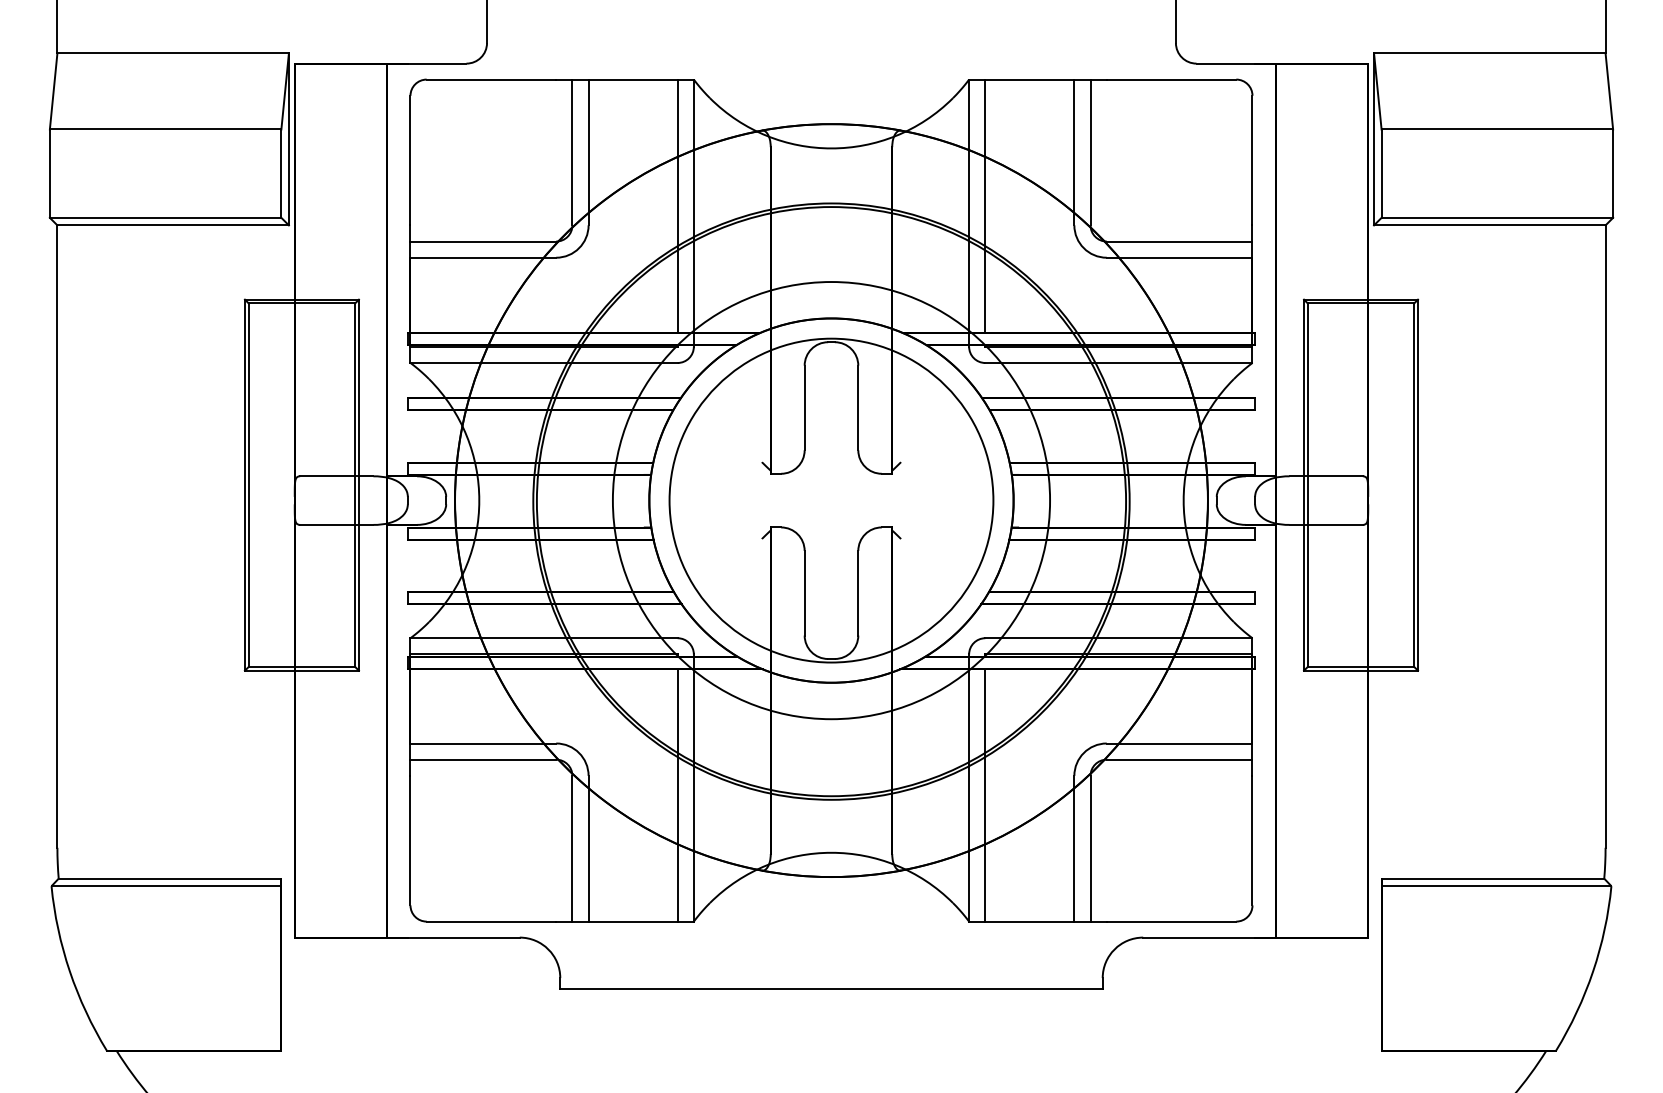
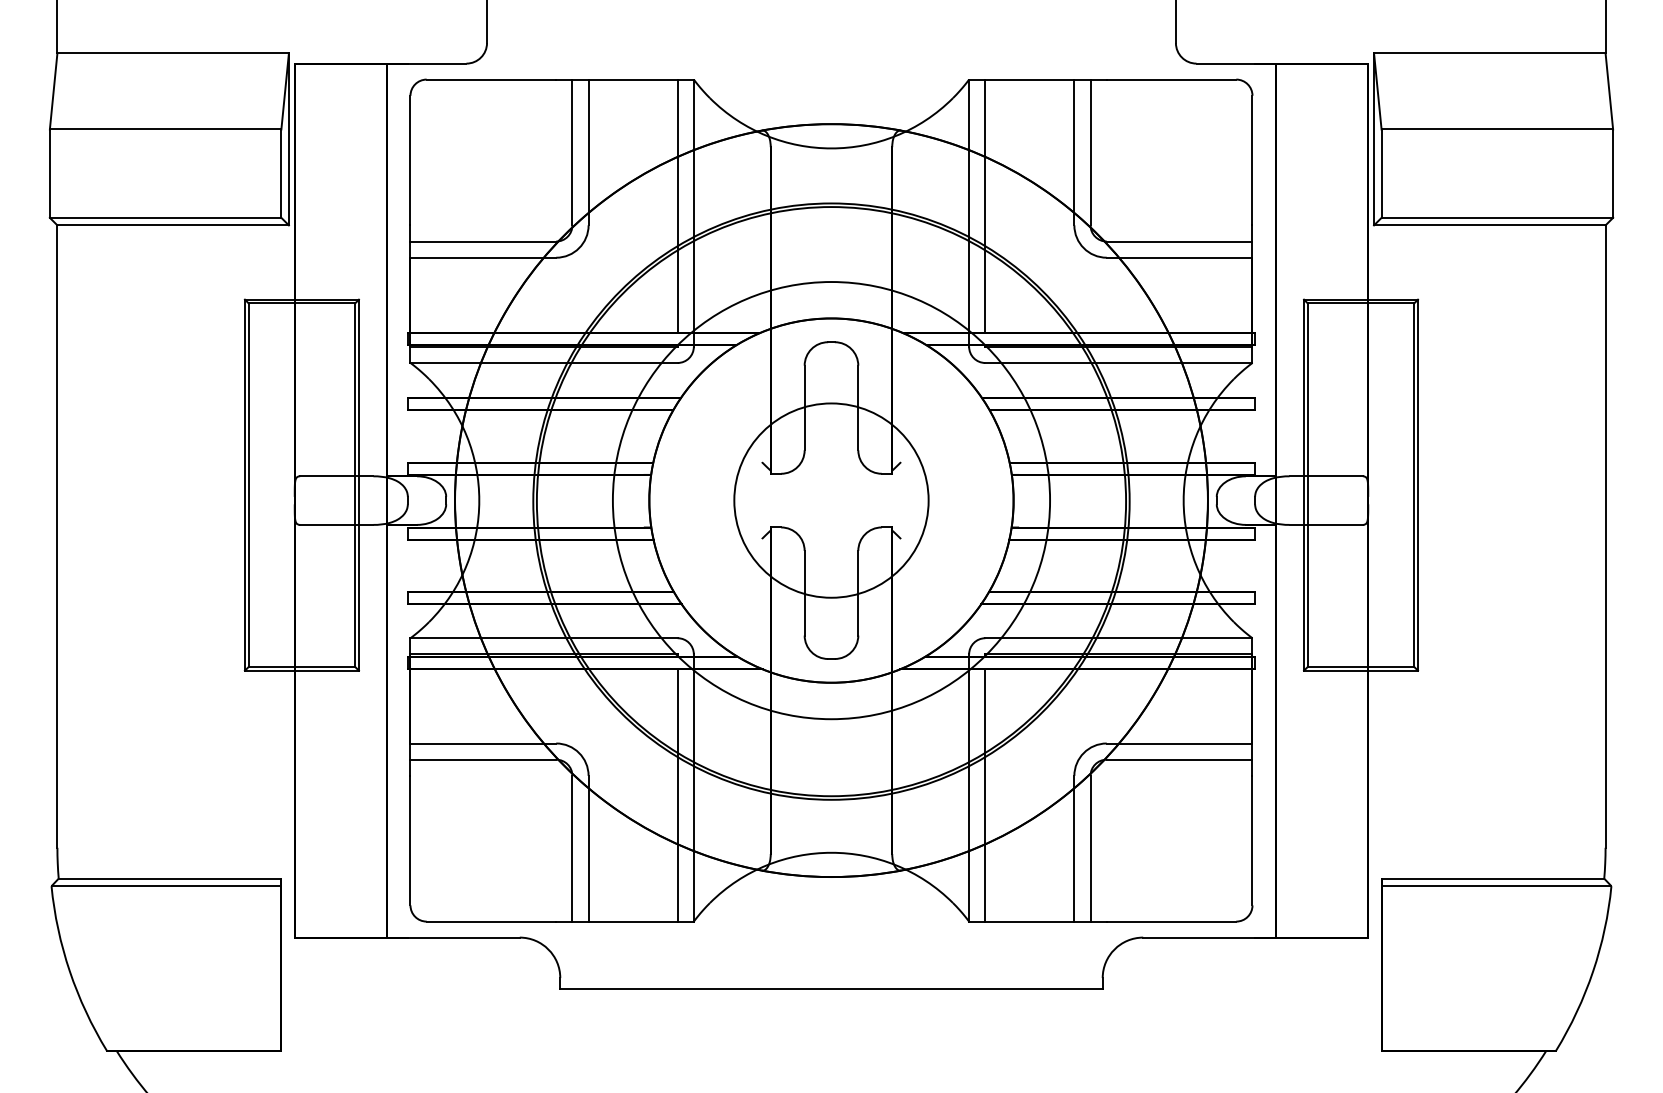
circle diameter: 324 px -> 194 px (831, 500)
